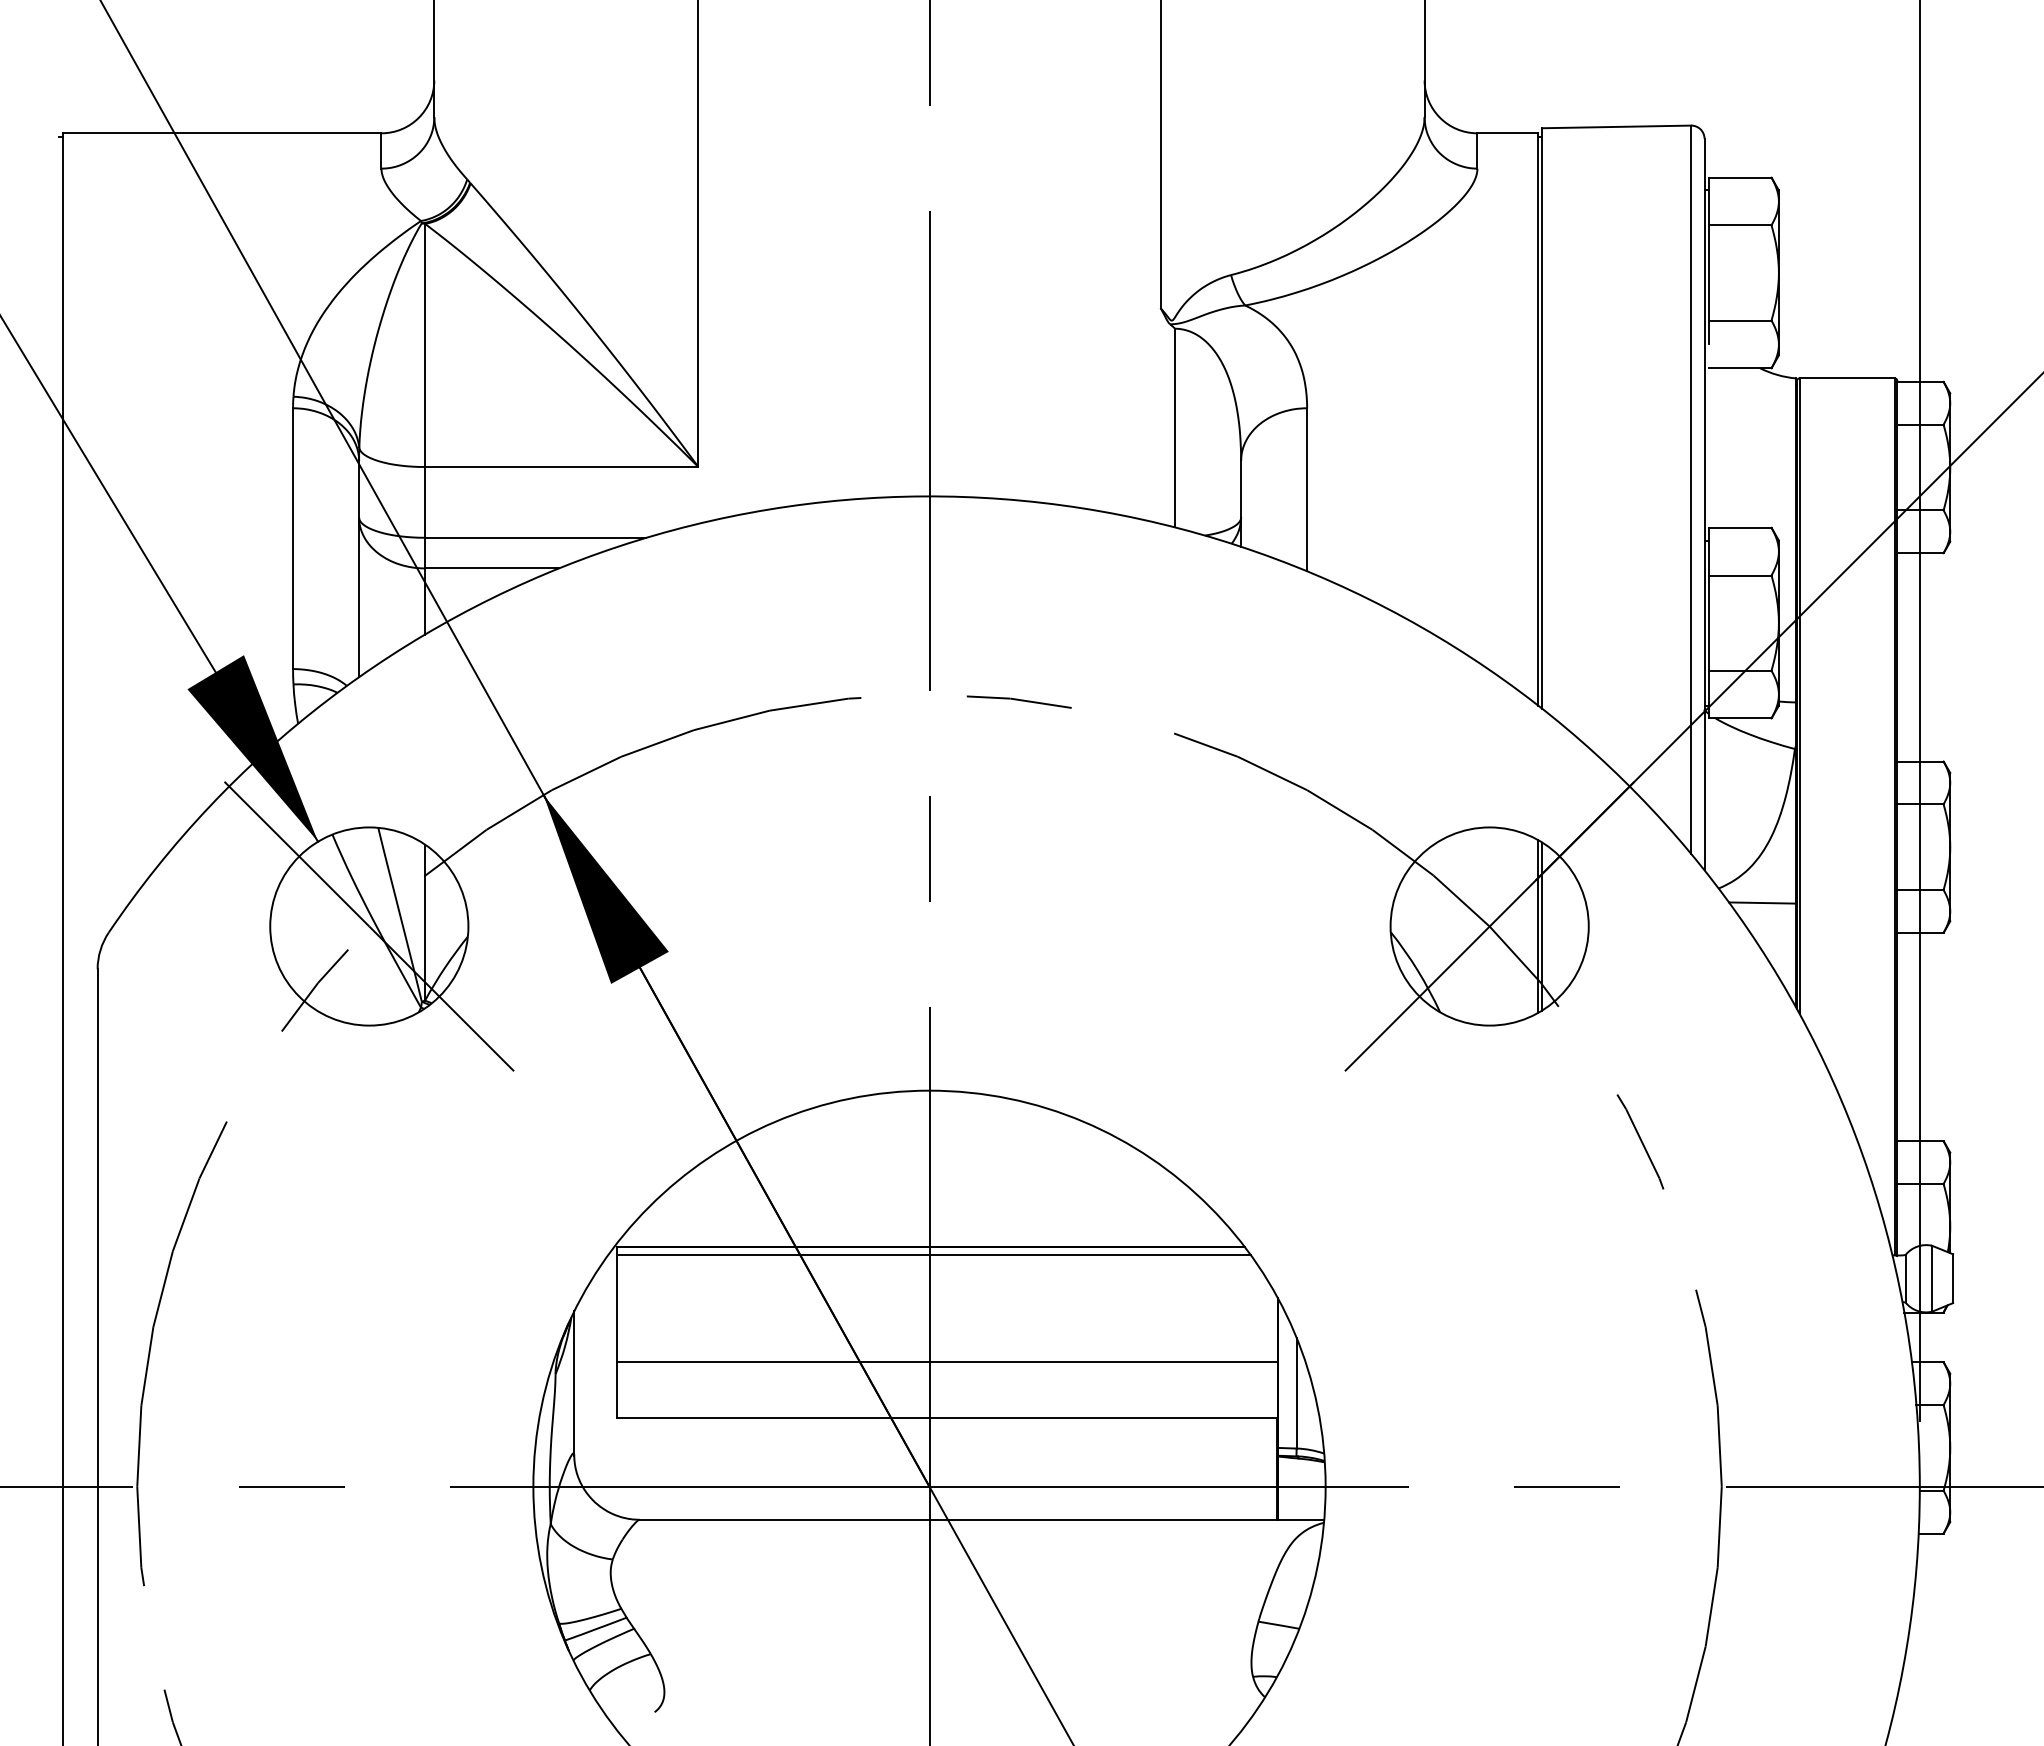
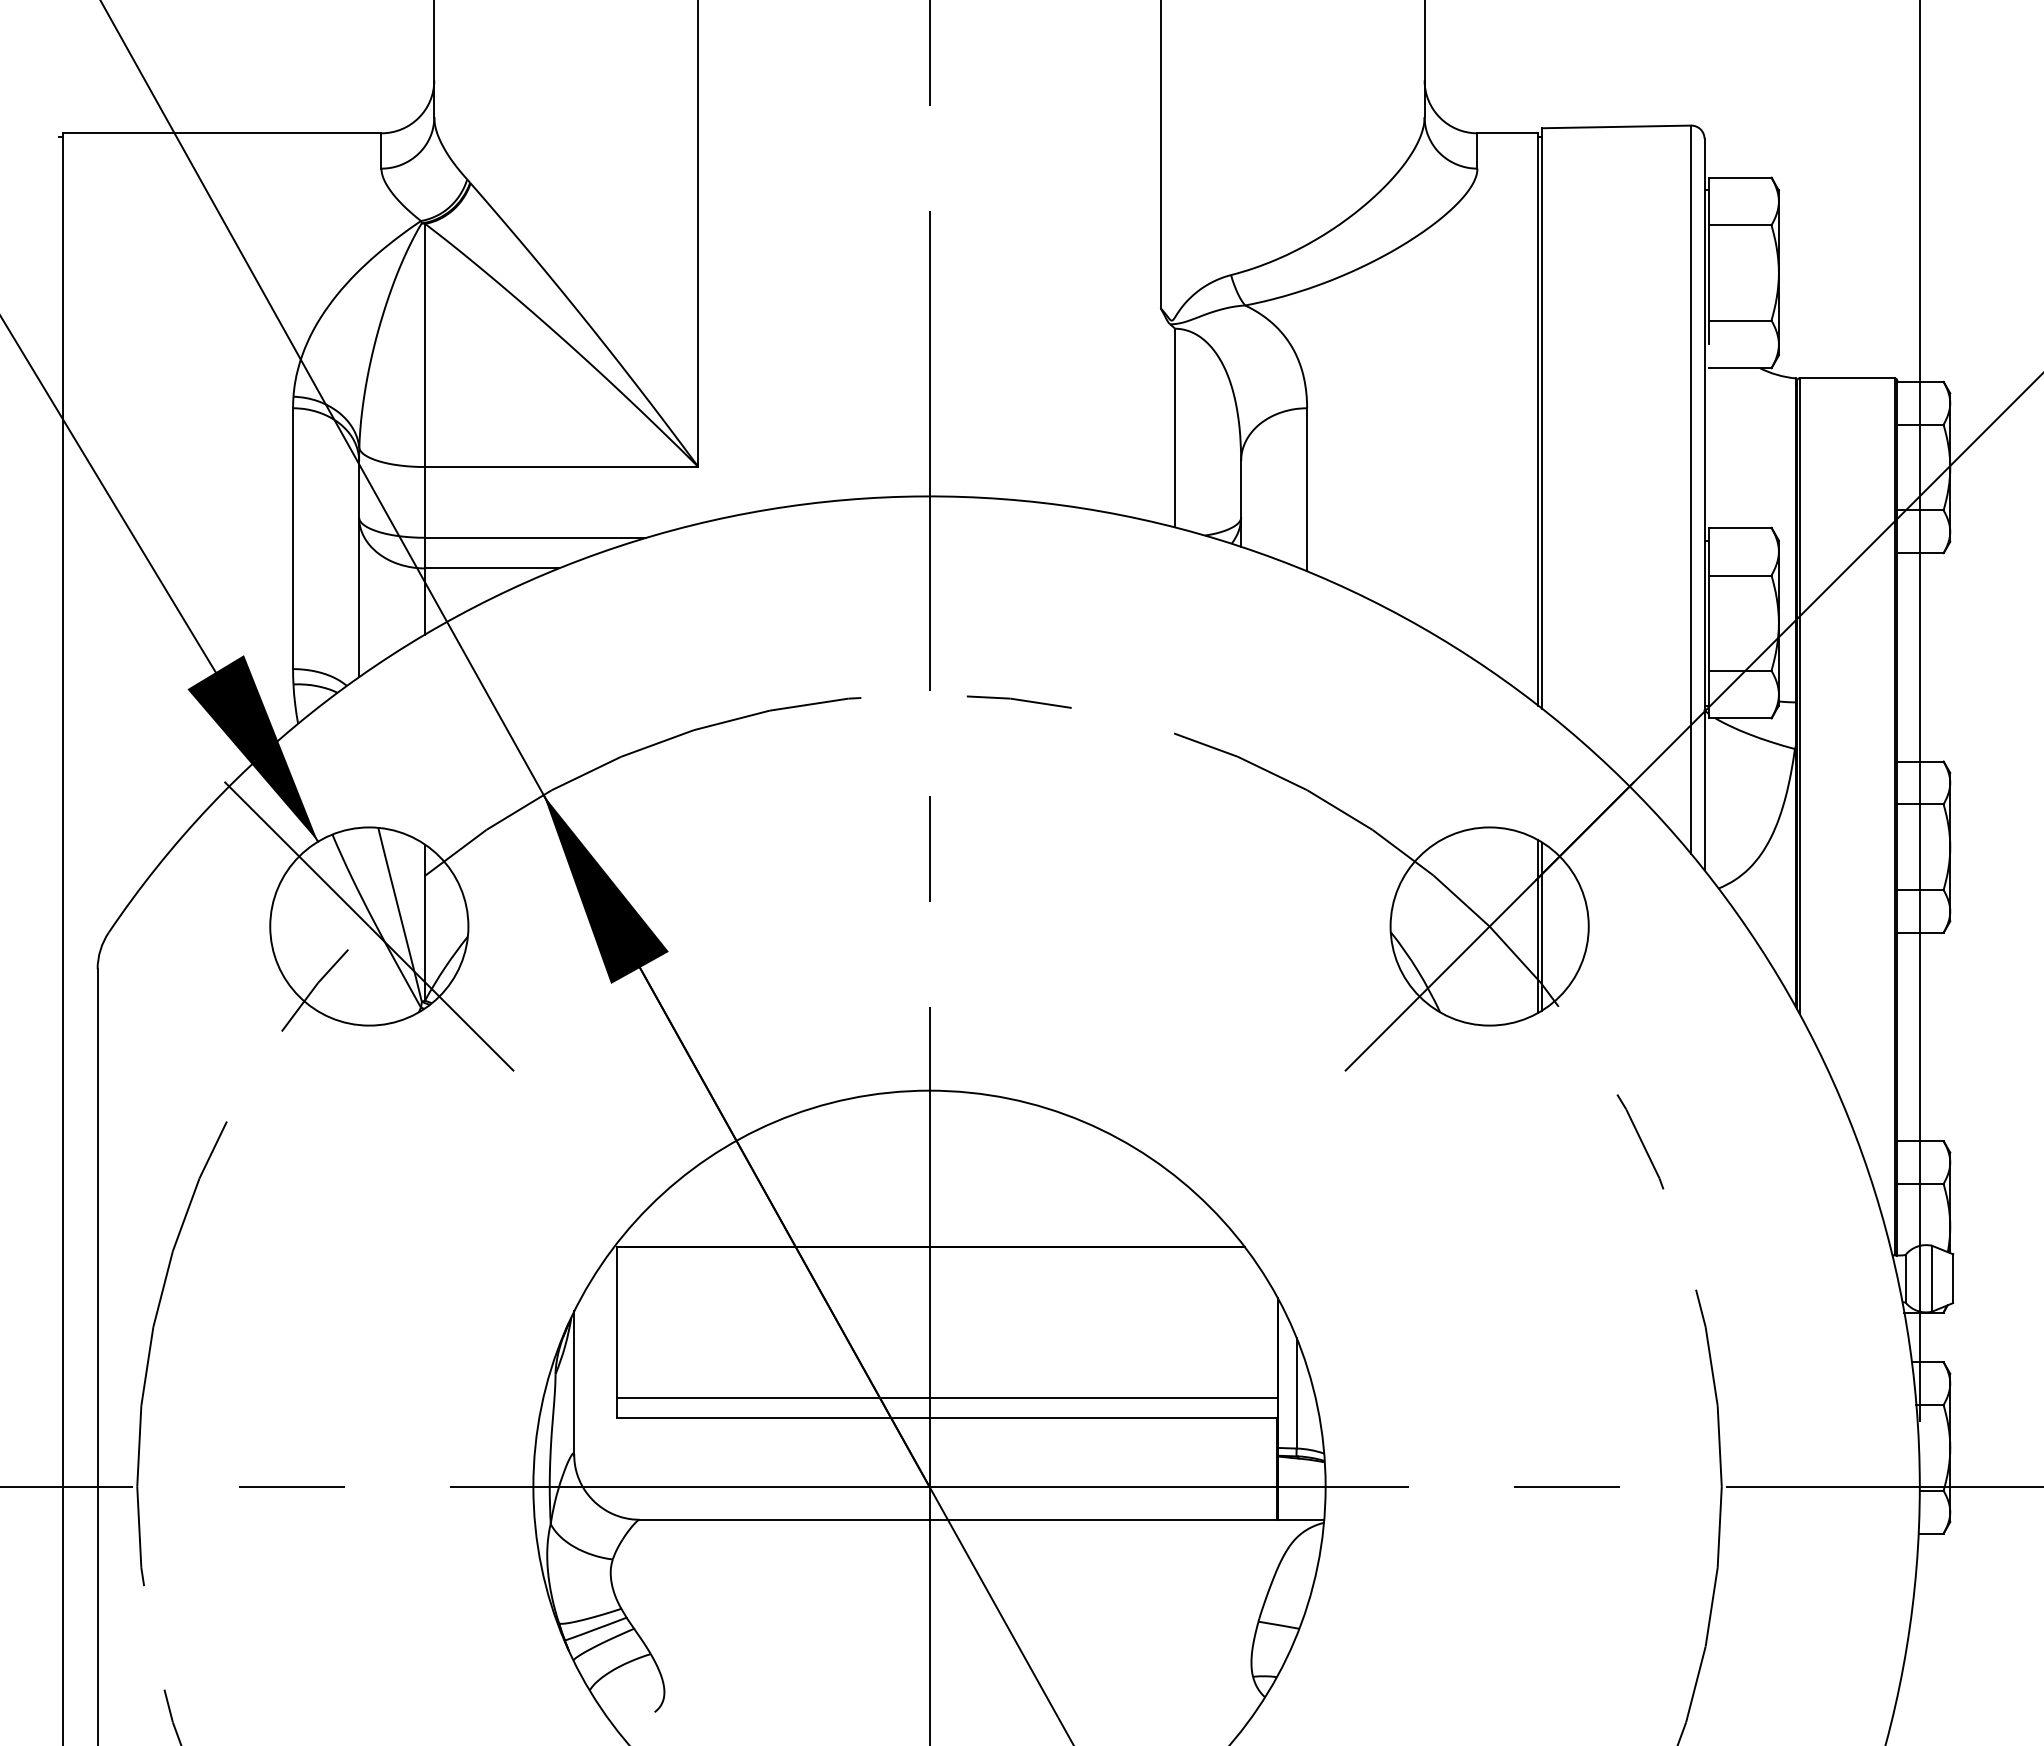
line: present -> none (1762, 902)
line: present -> none (933, 1255)
line position: (946, 1361) -> (946, 1397) (946, 1397)
